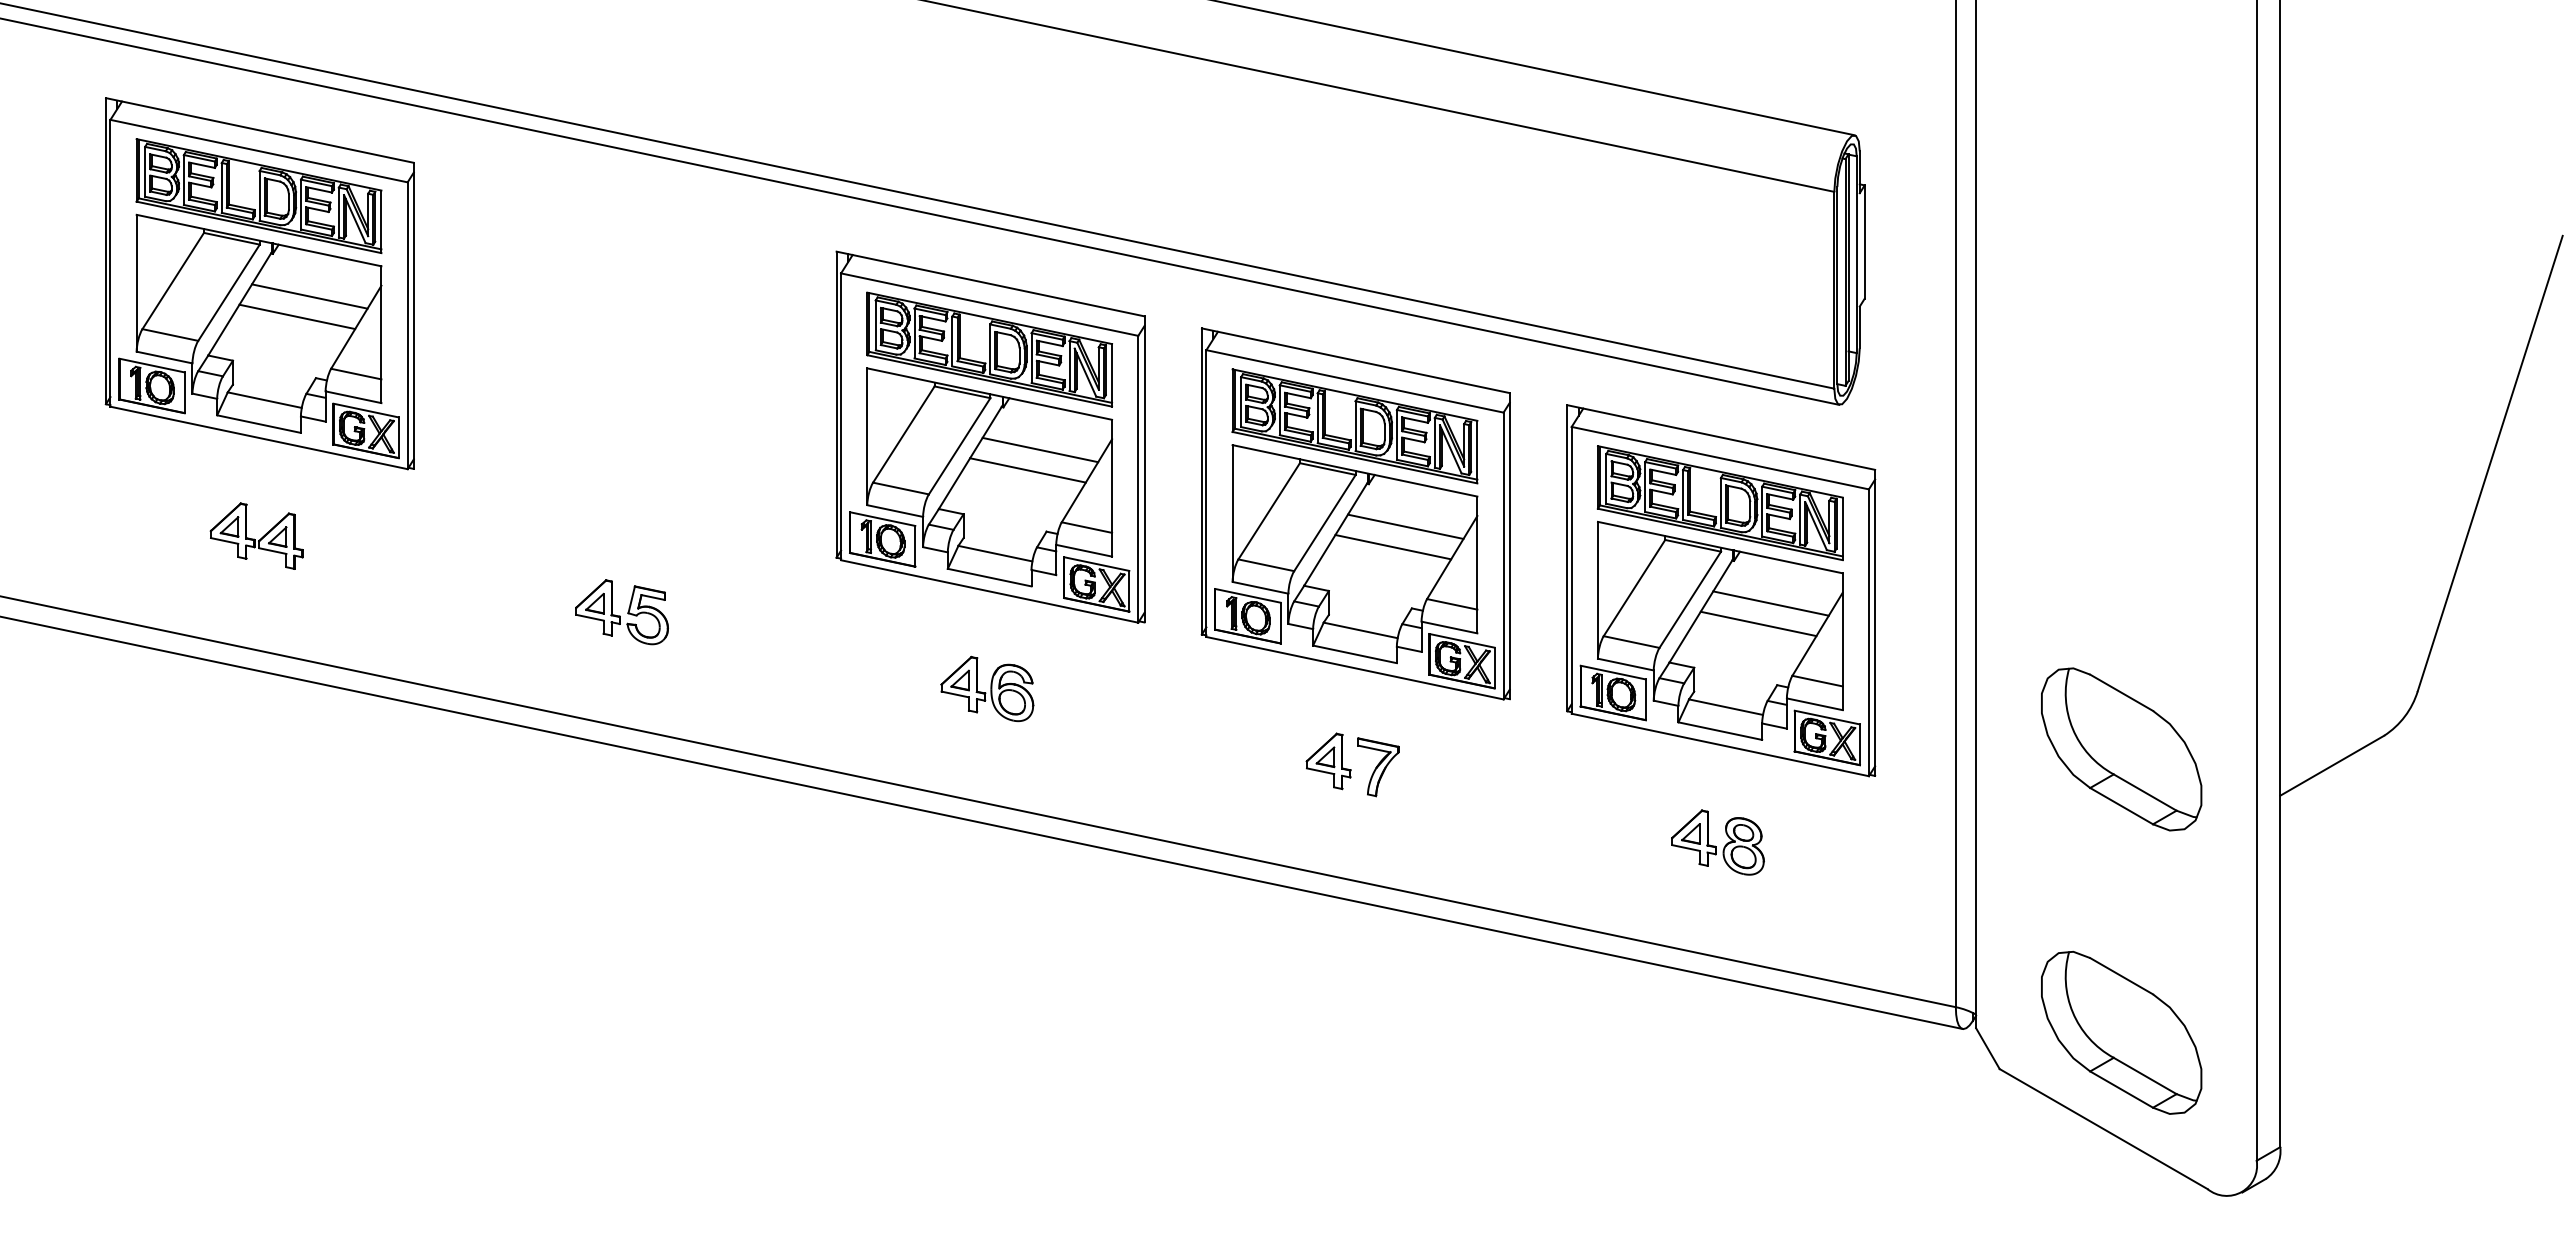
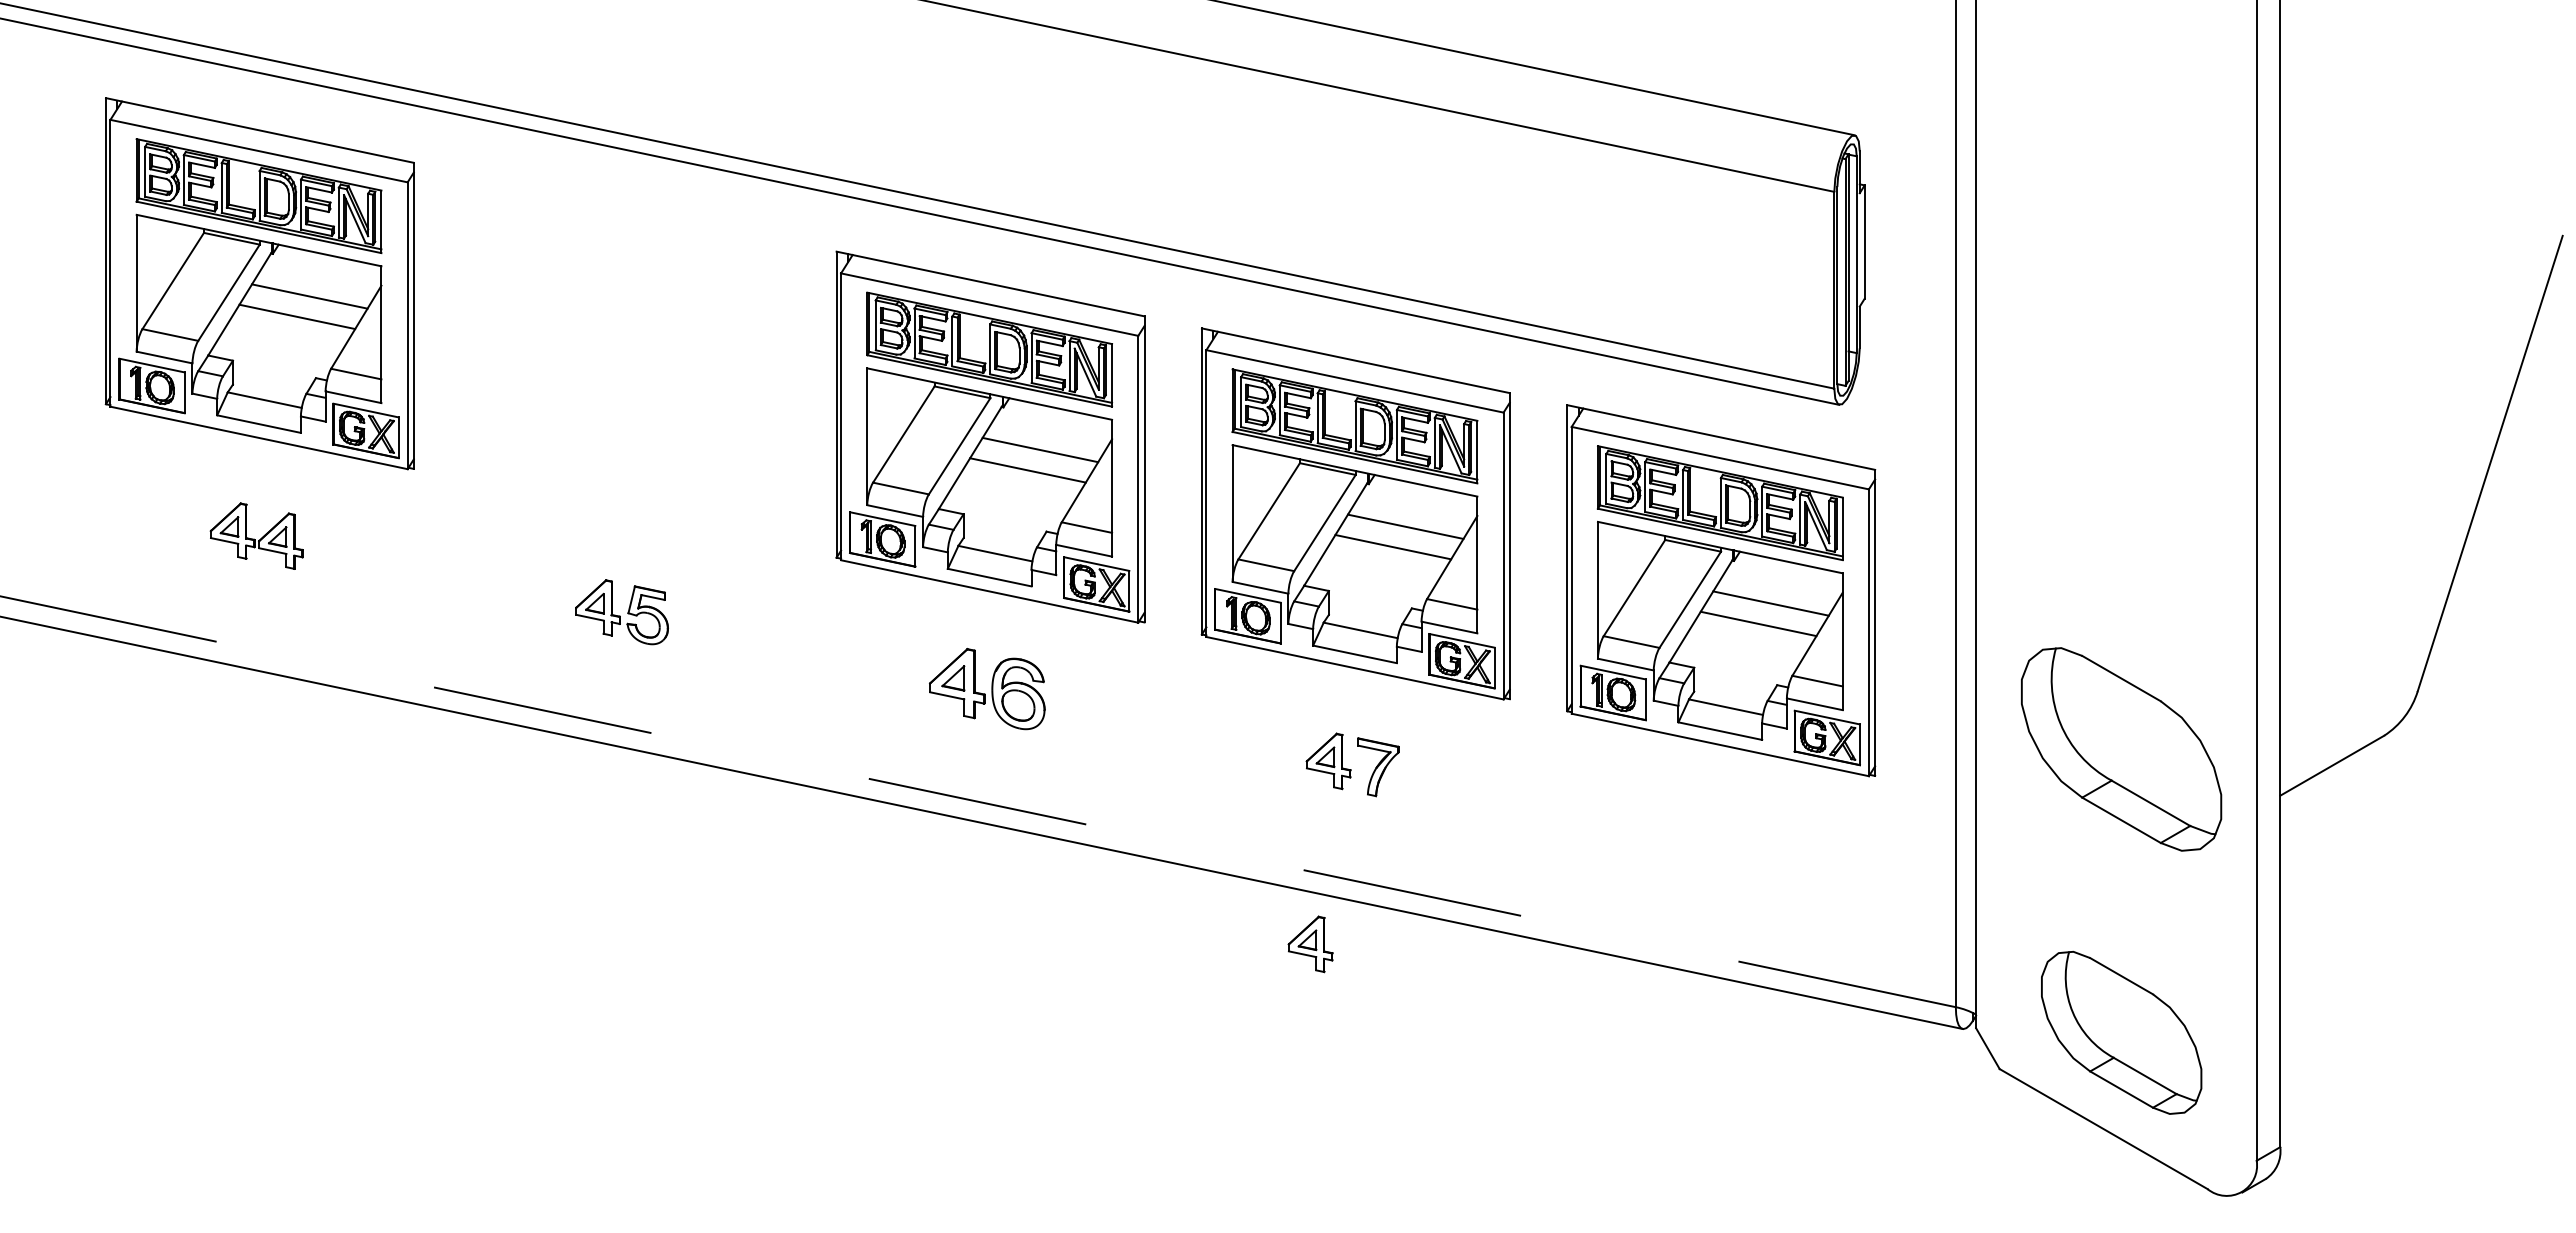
part size: 95x68 px -> 117x83 px (987, 689)
part size: 162x165 px -> 202x205 px (2121, 749)
line: solid -> dashed (978, 801)
part: present -> none (1717, 842)
part: none -> present (1310, 944)
